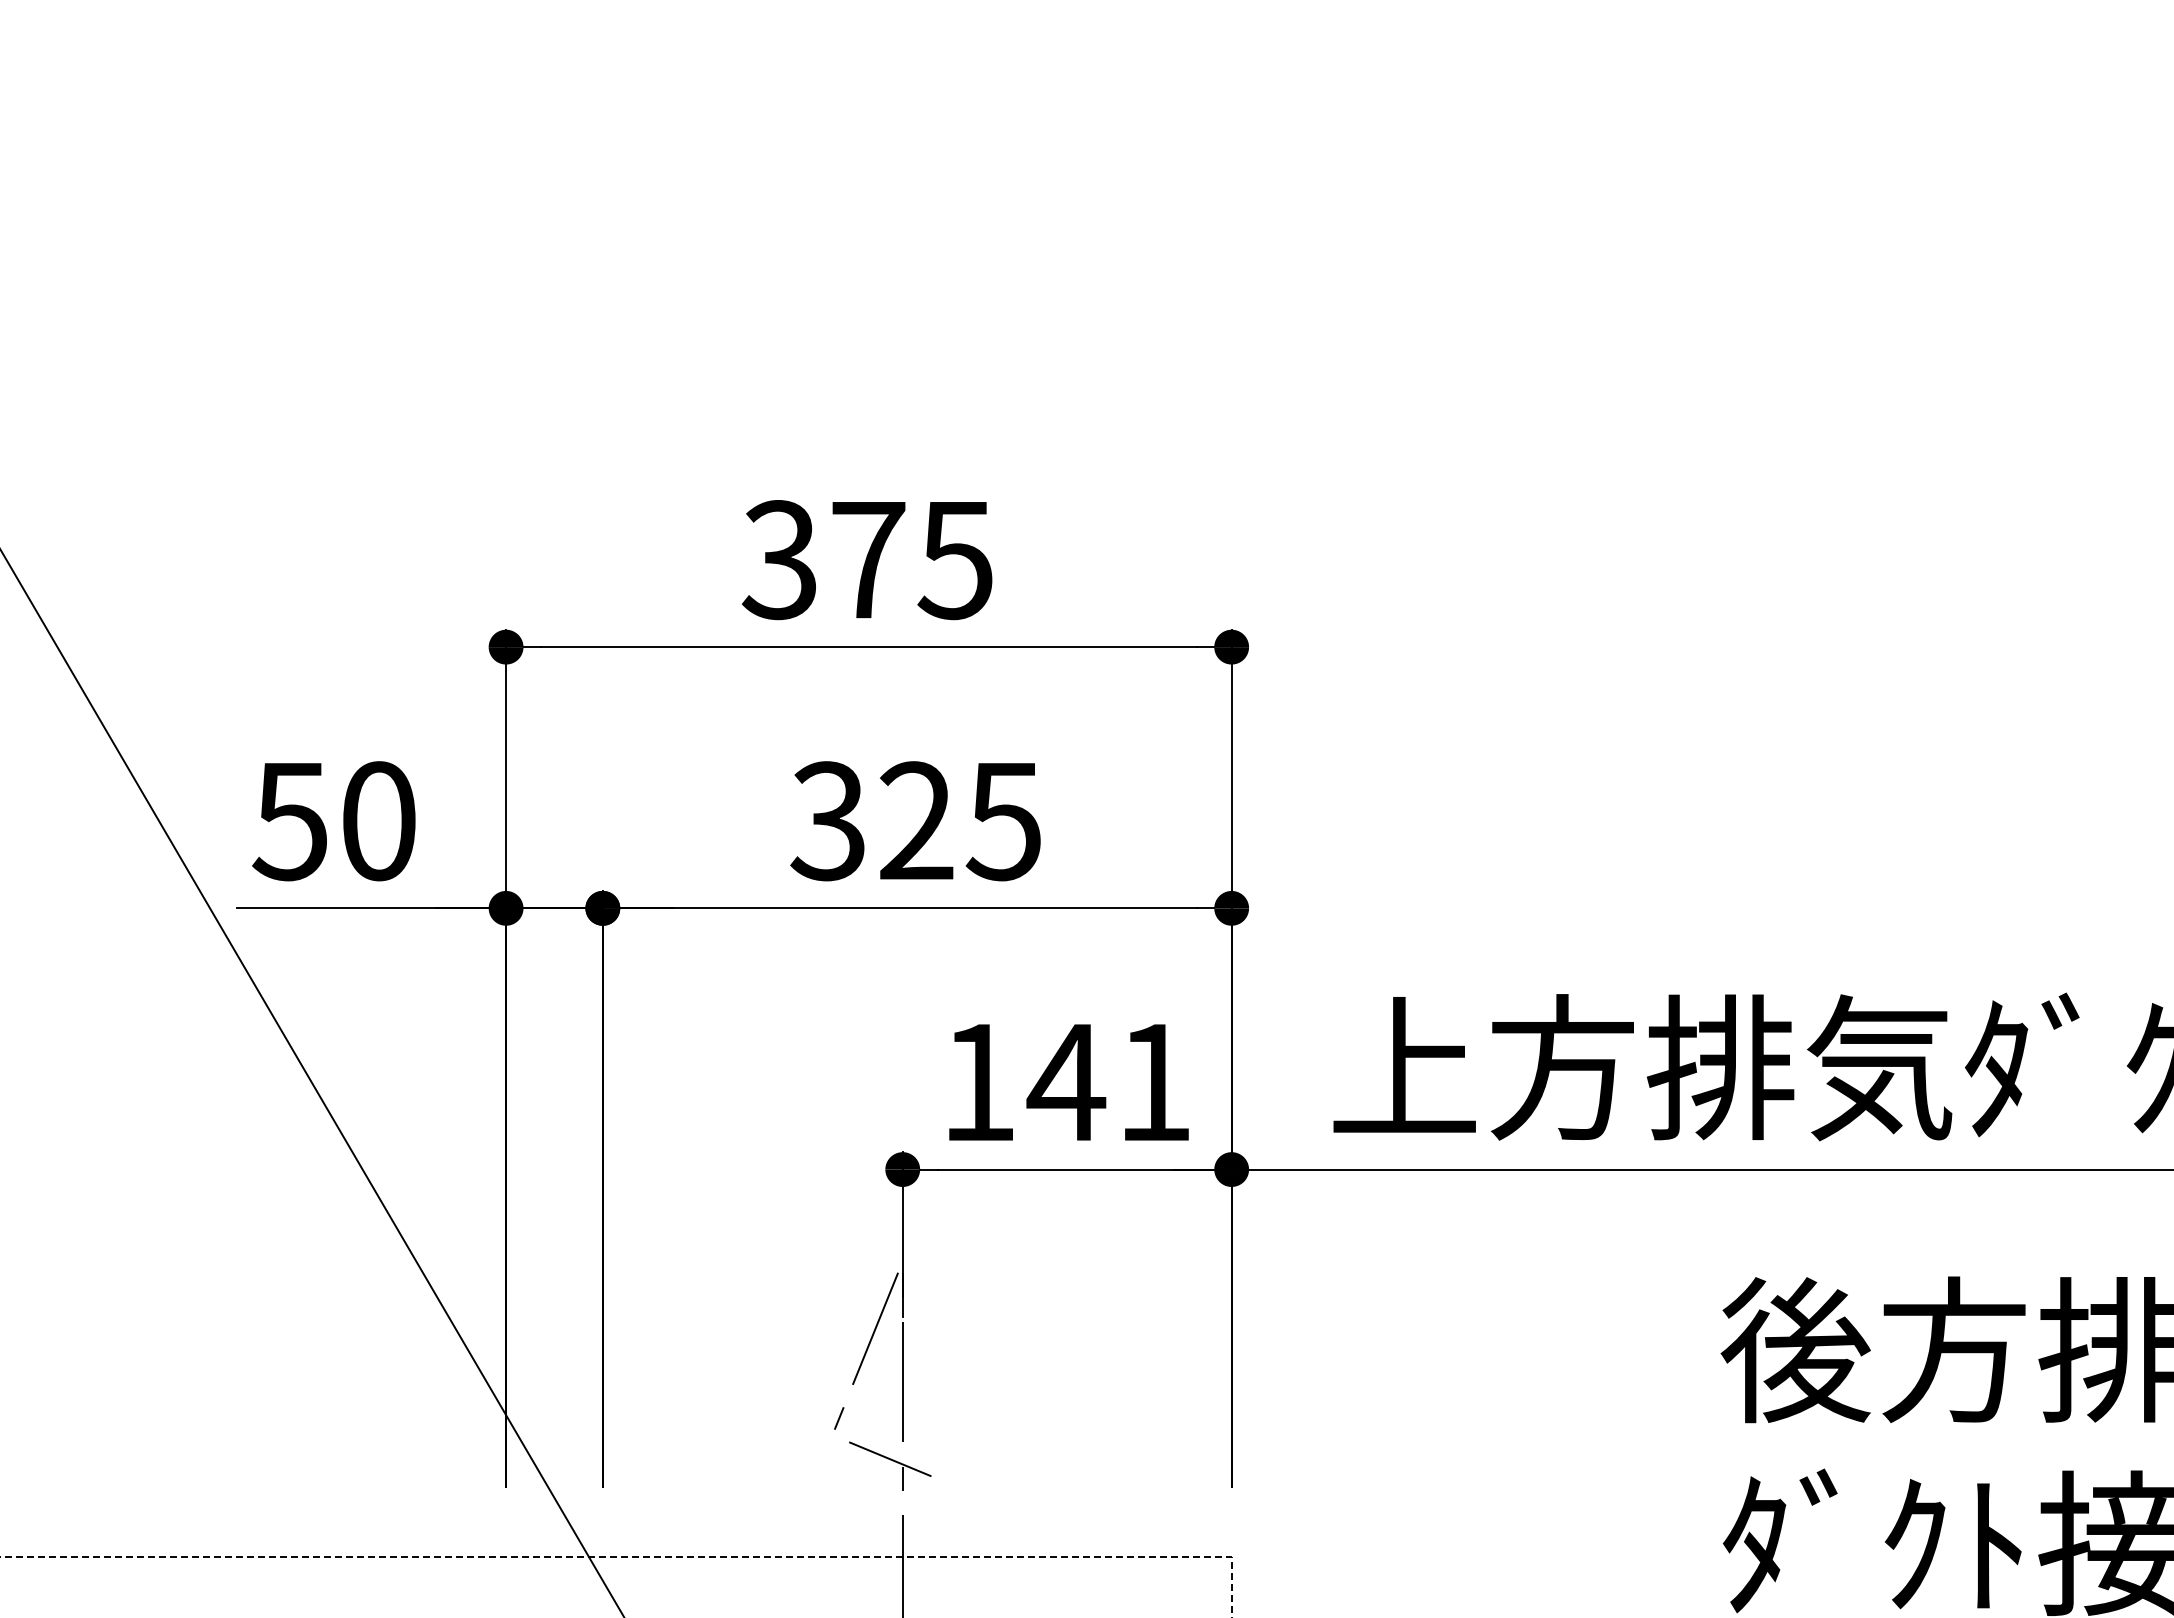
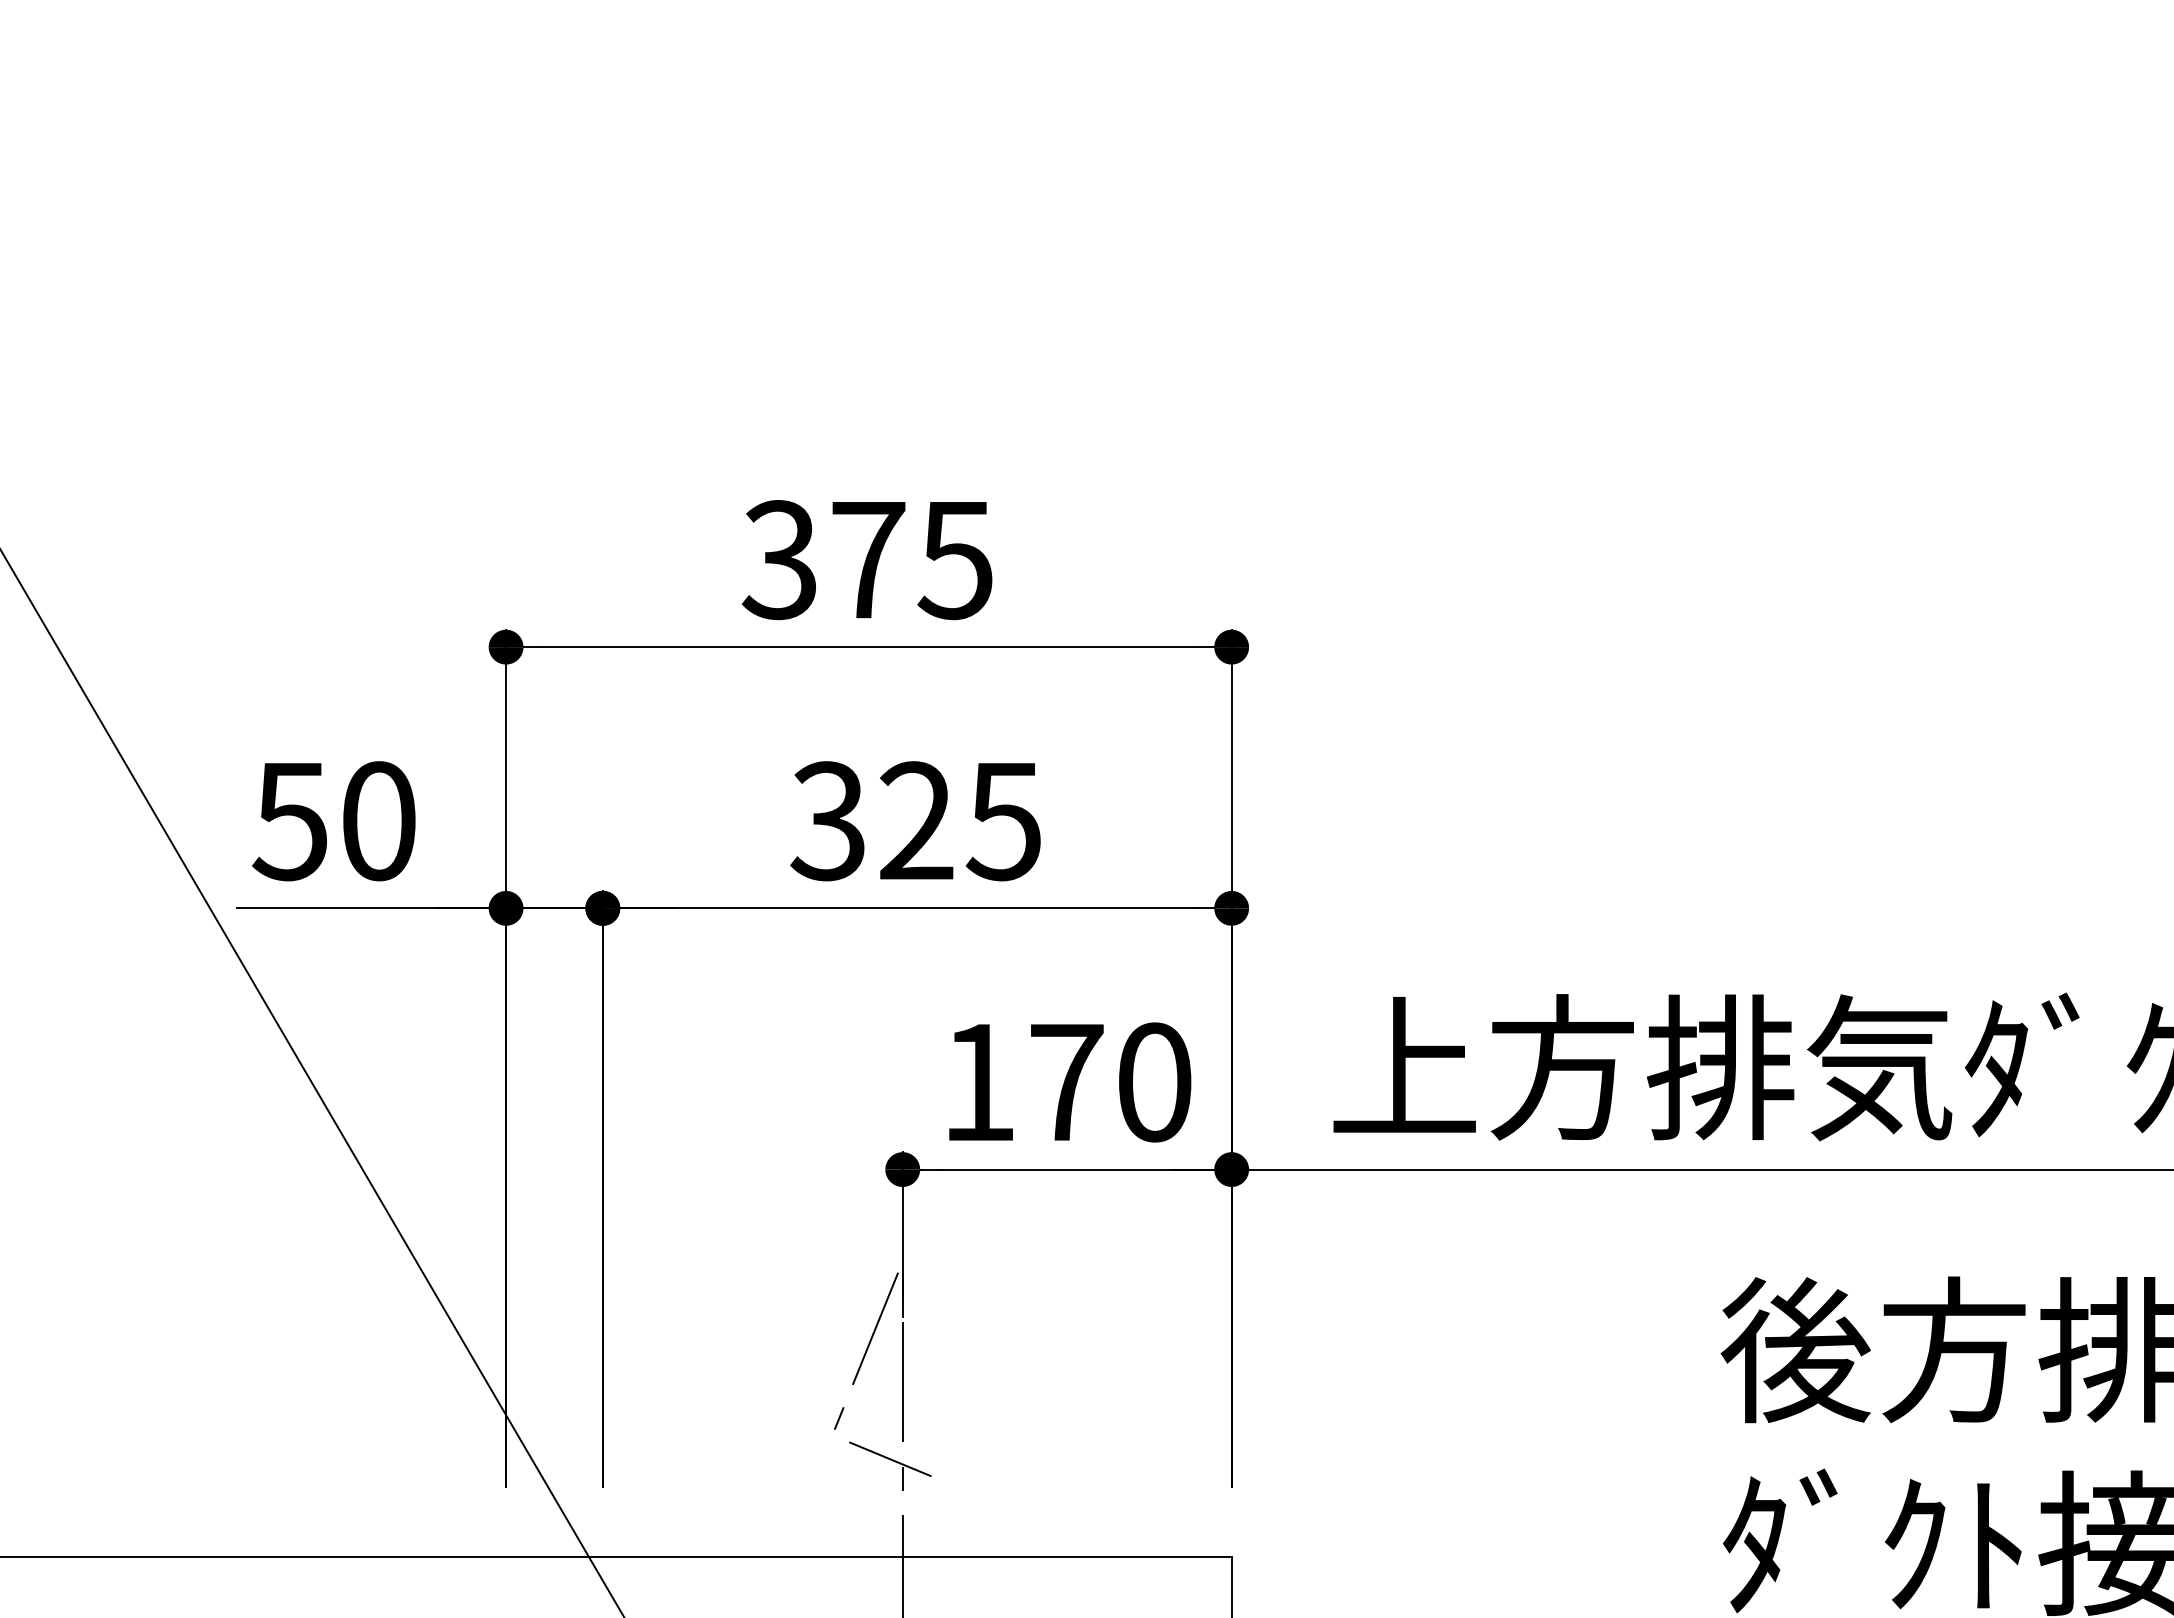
text: 141 -> 170 (1108, 1082)
line: dashed -> solid (647, 1556)
